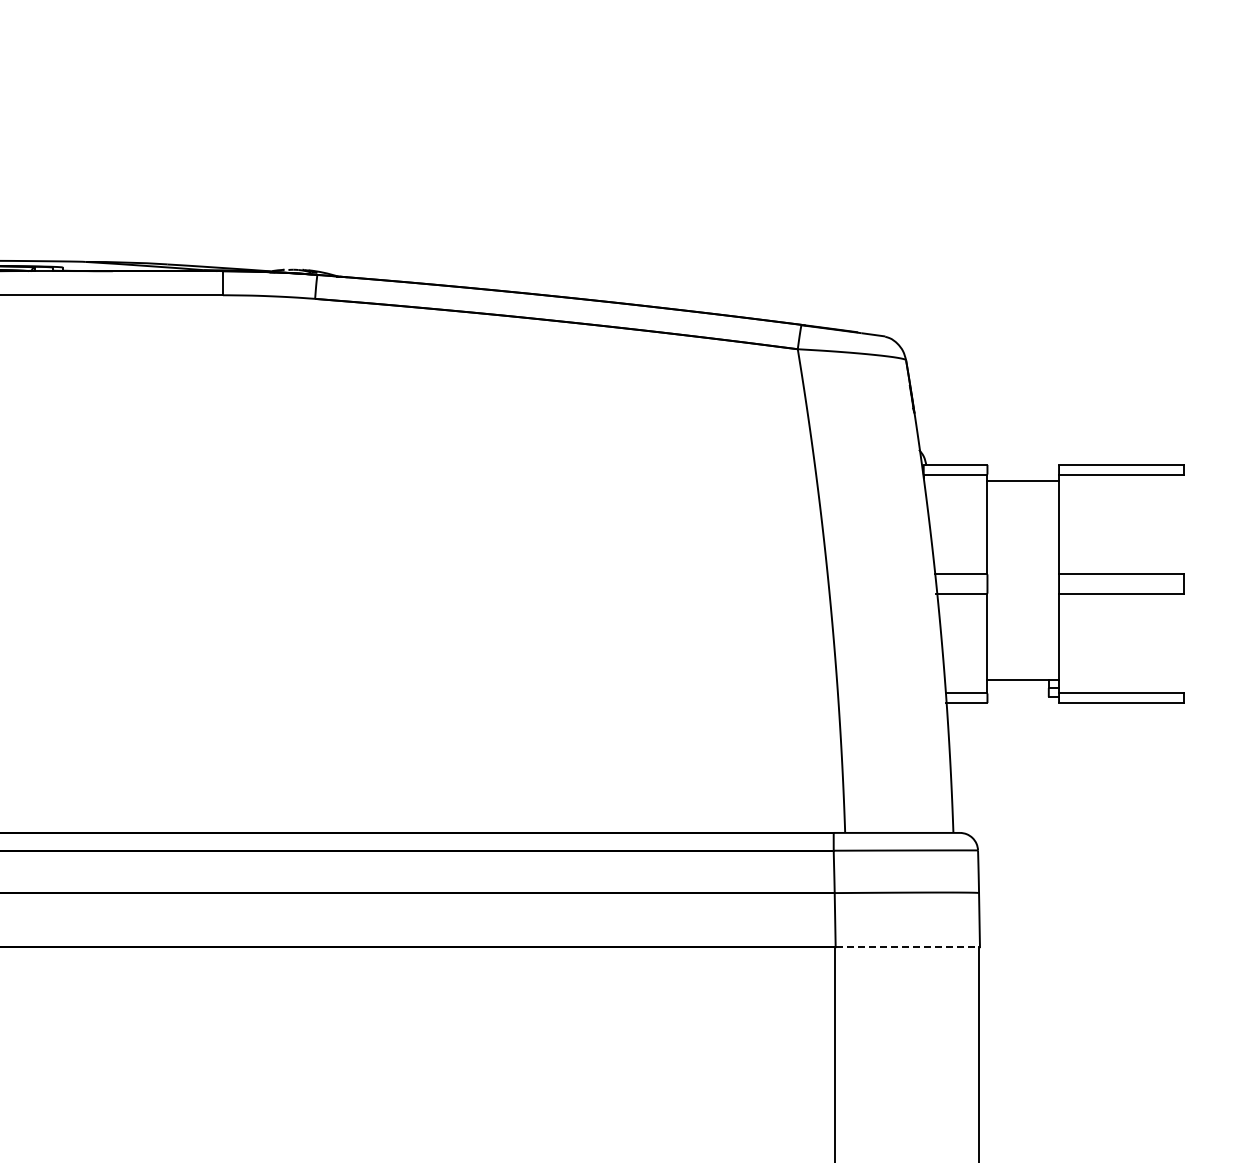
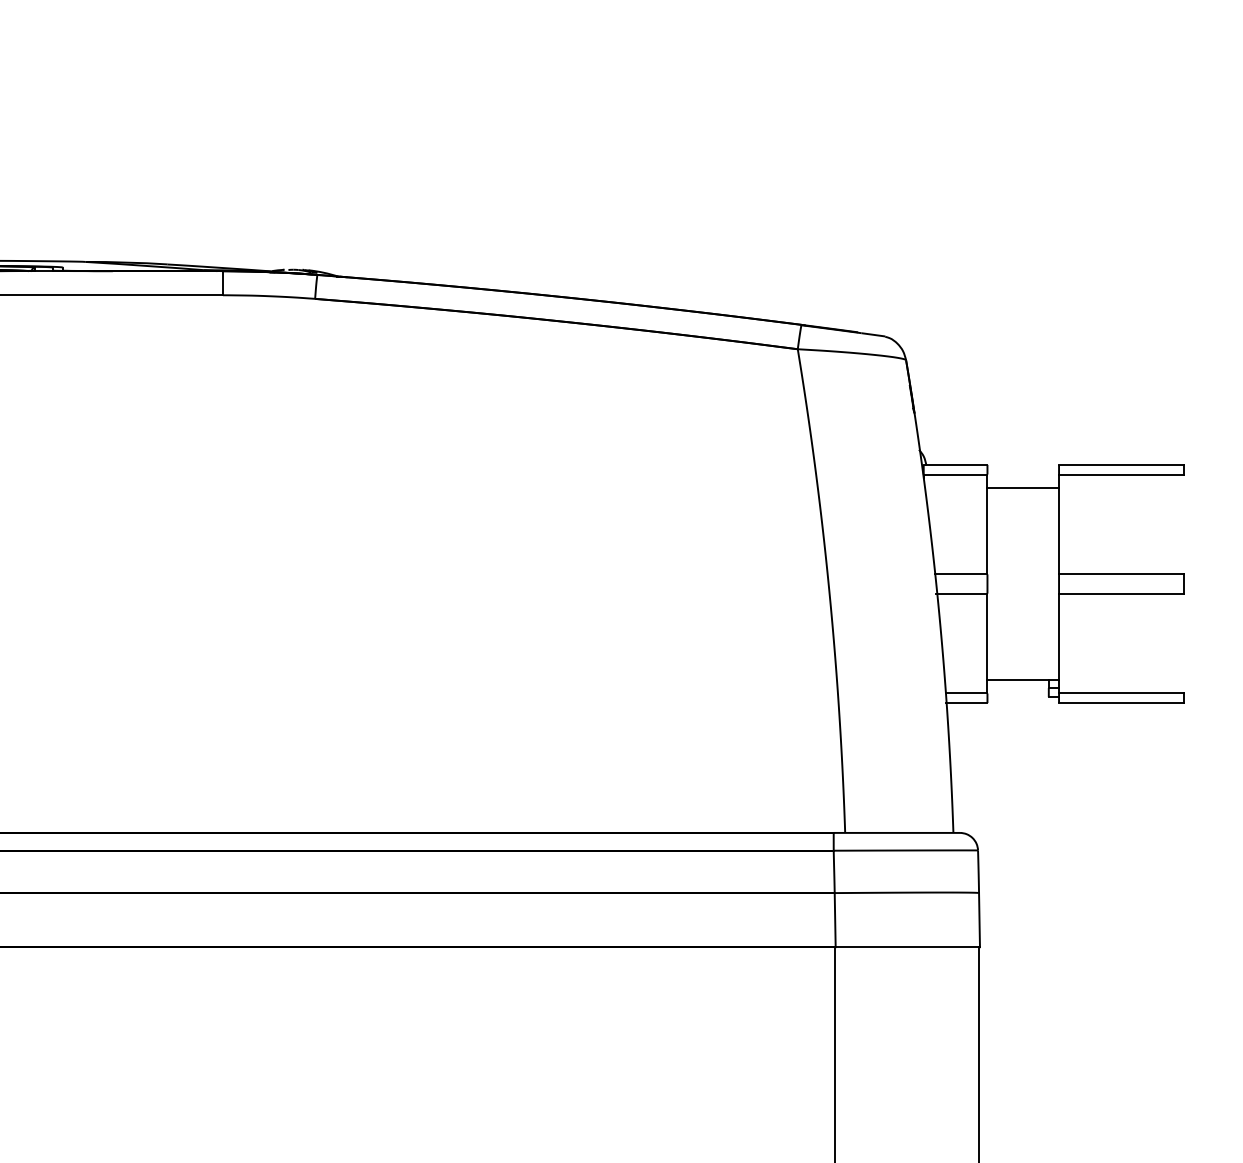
line position: (1023, 480) -> (1023, 487) (1023, 487)
line: dashed -> solid (908, 947)
